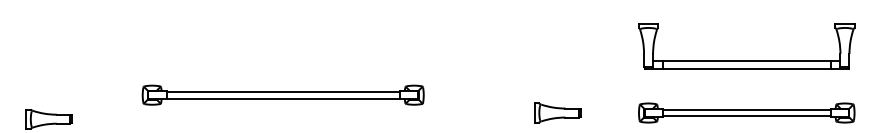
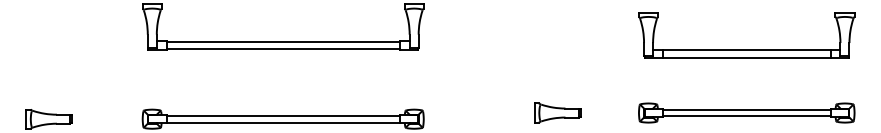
part: none -> present (283, 41)
part position: (746, 60) -> (746, 49) (746, 49)
part position: (282, 94) -> (282, 118) (282, 118)
